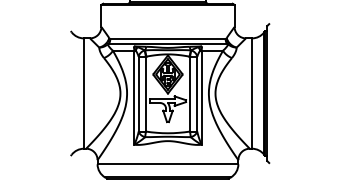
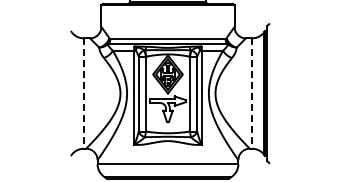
line: solid -> dashed (83, 94)
line: solid -> dashed (252, 94)
